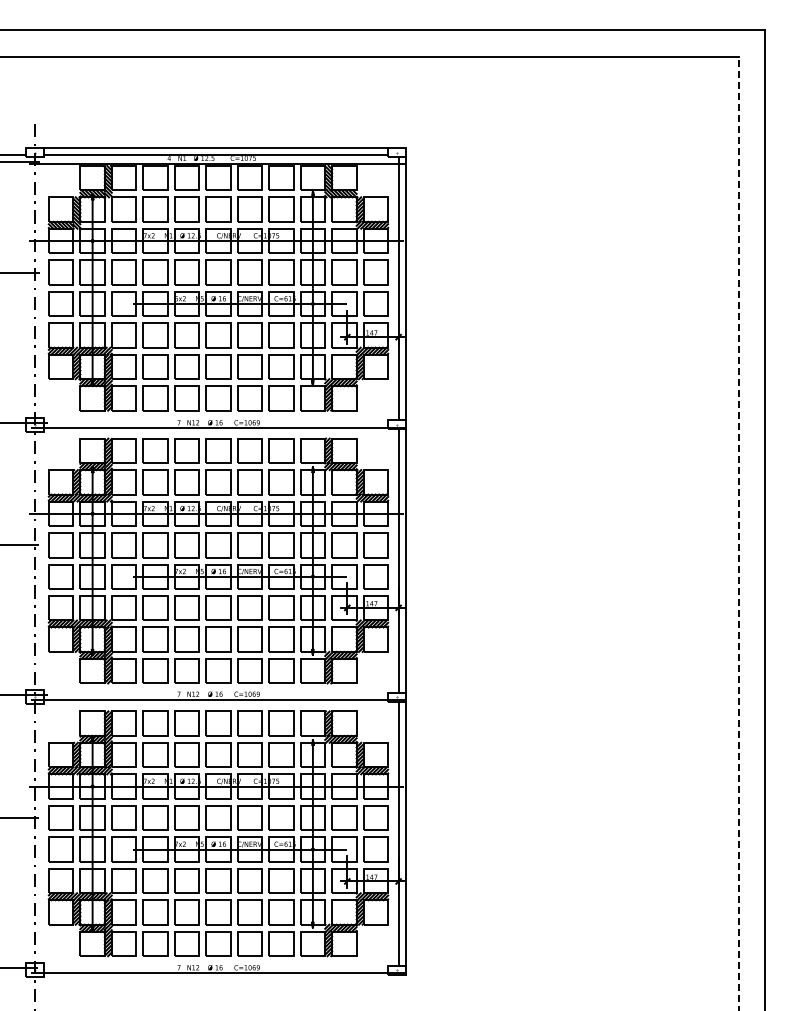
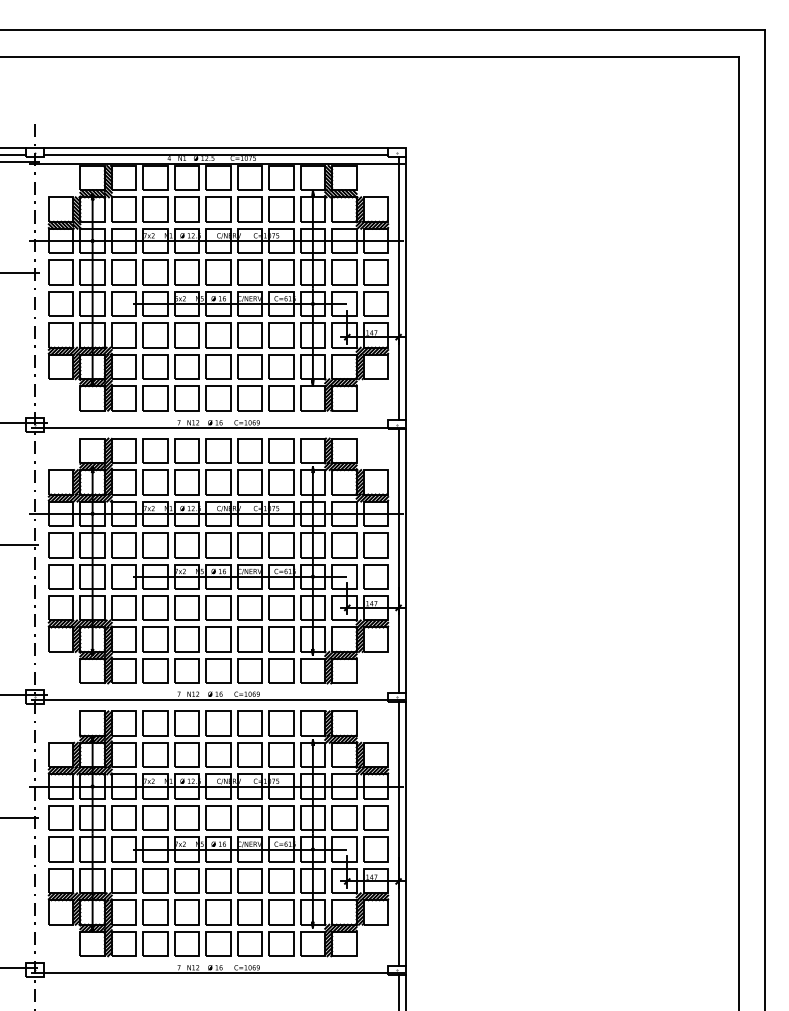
line: none -> present (14, 148)
line: dashed -> solid (739, 533)
line: none -> present (398, 990)
line: none -> present (405, 990)
